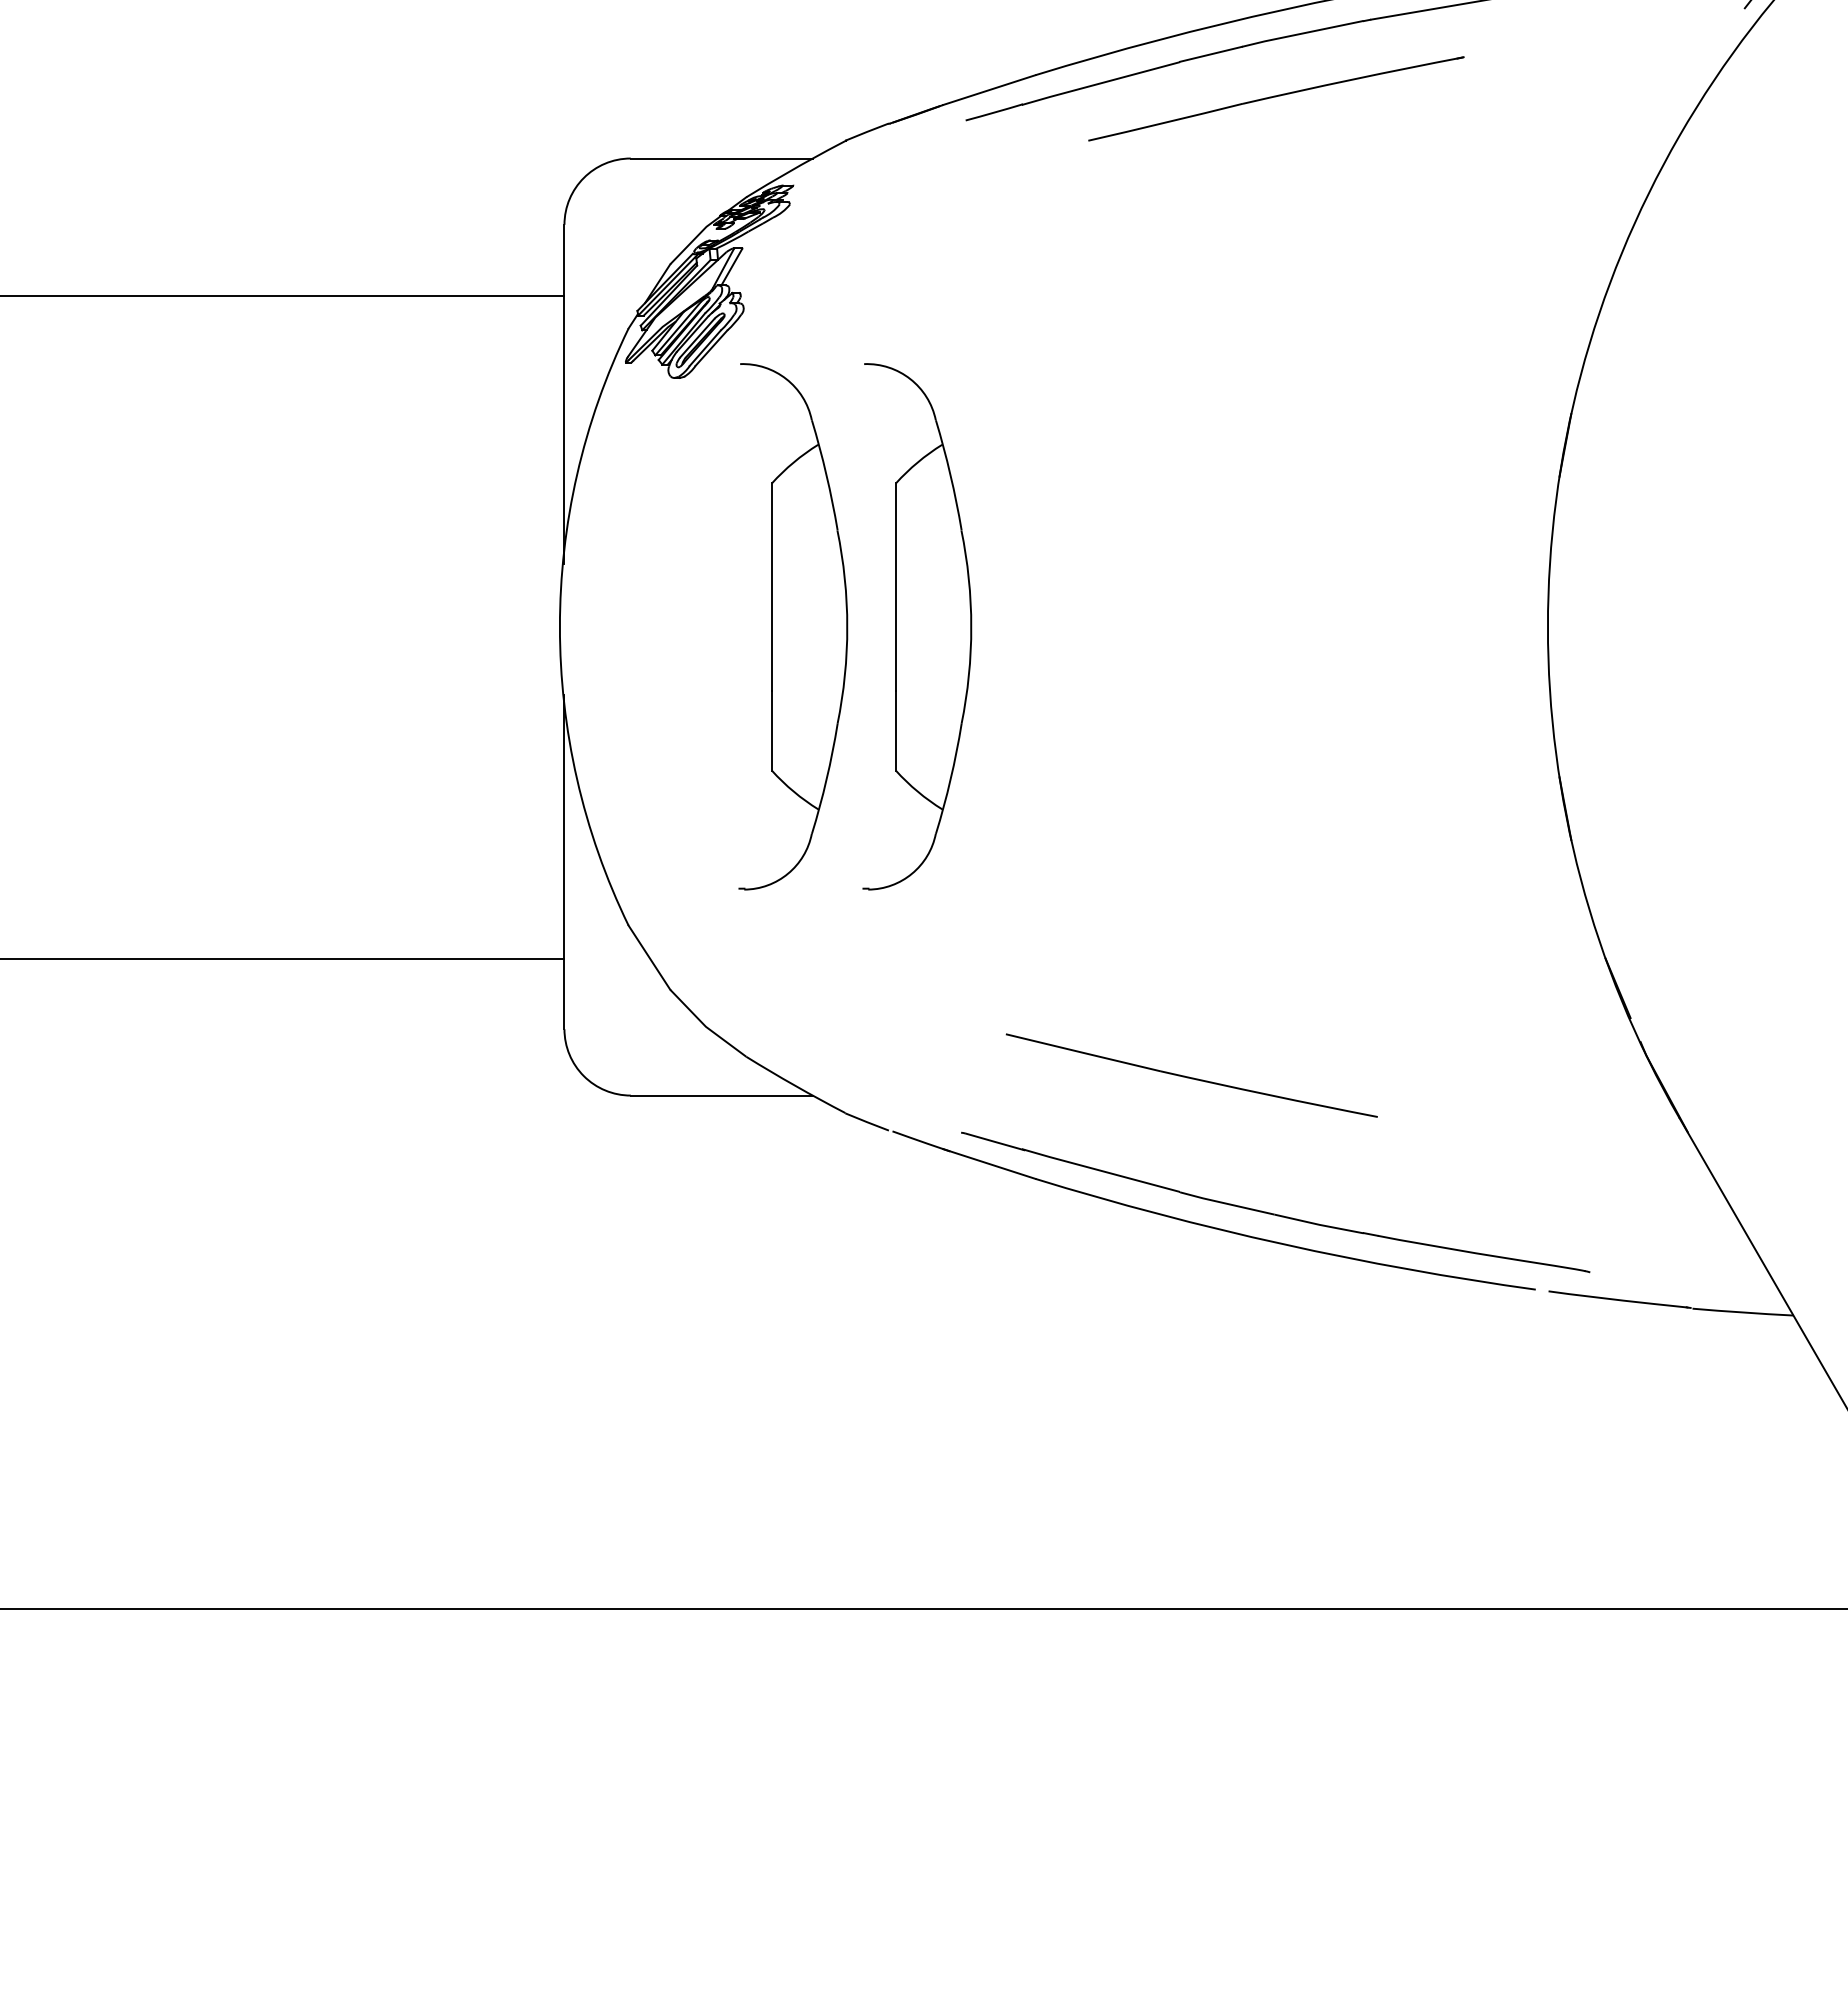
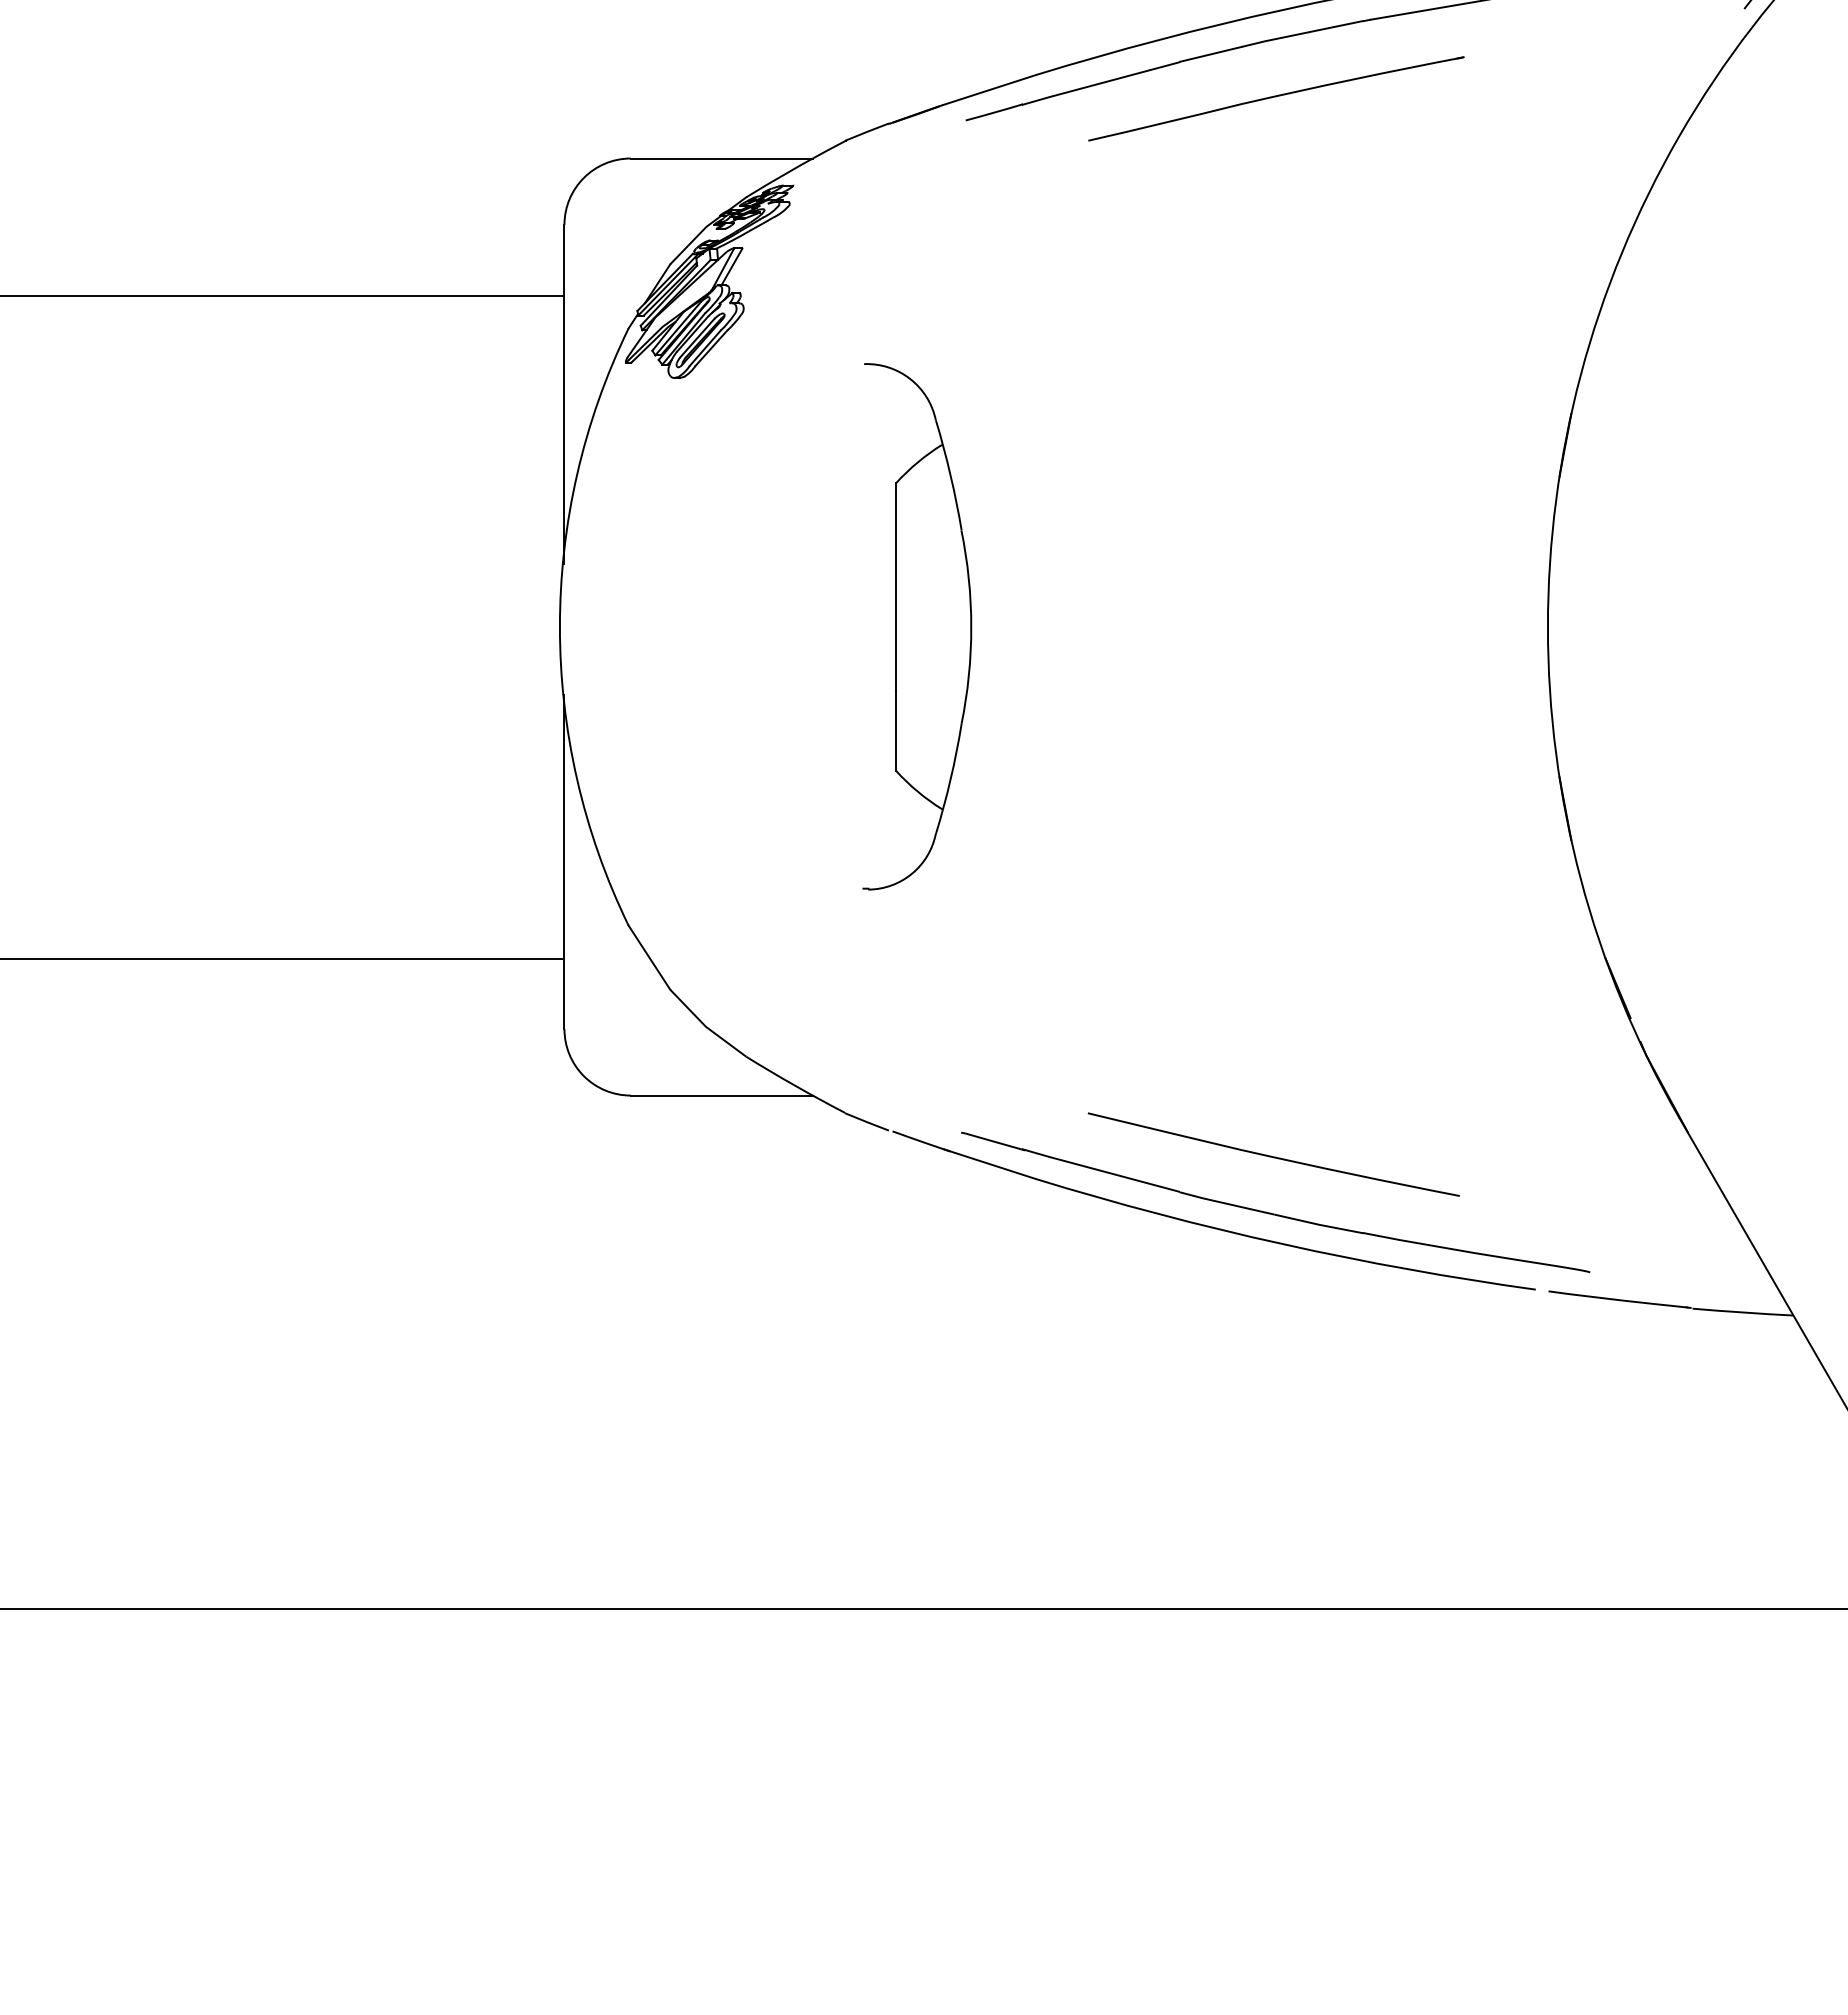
part: present -> none (793, 626)
part position: (1191, 1075) -> (1273, 1154) (1273, 1154)
